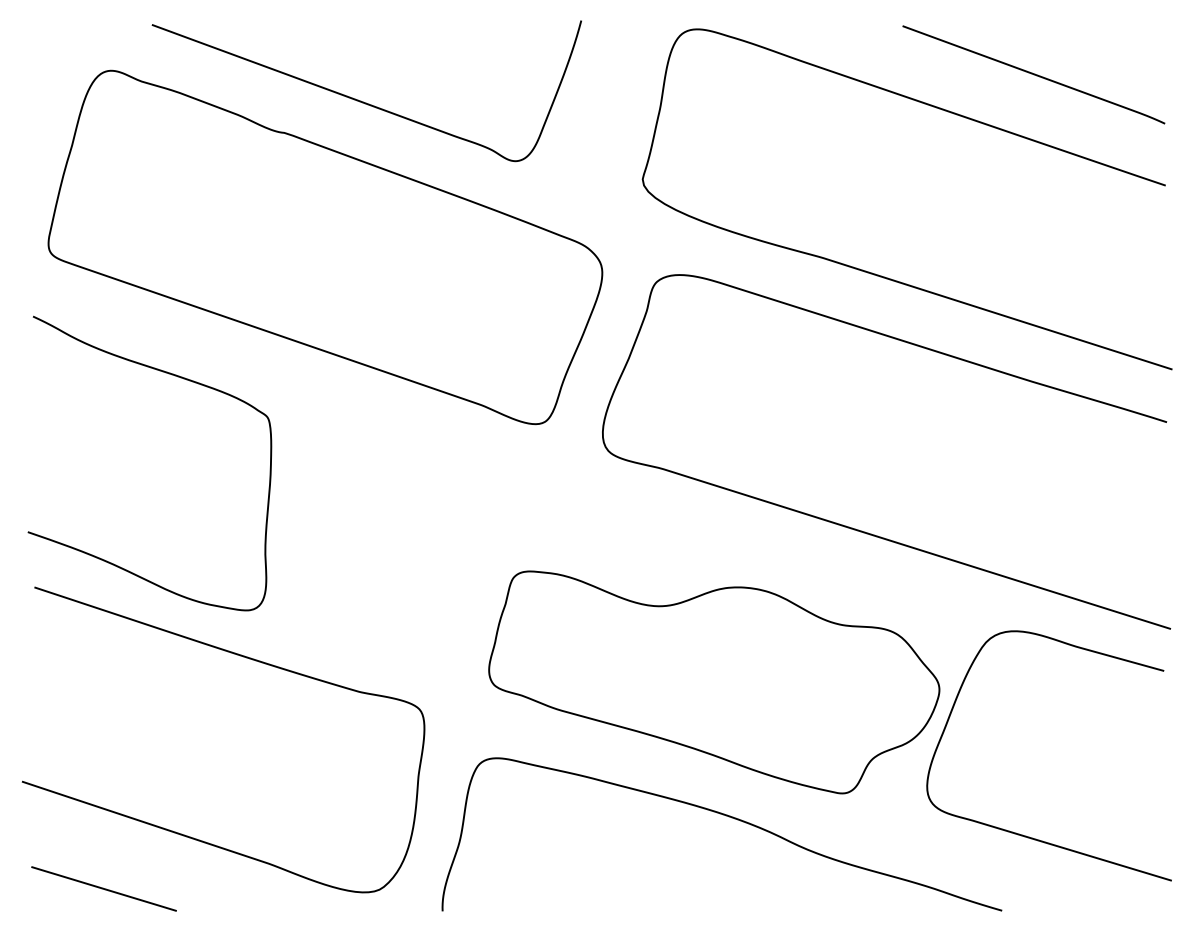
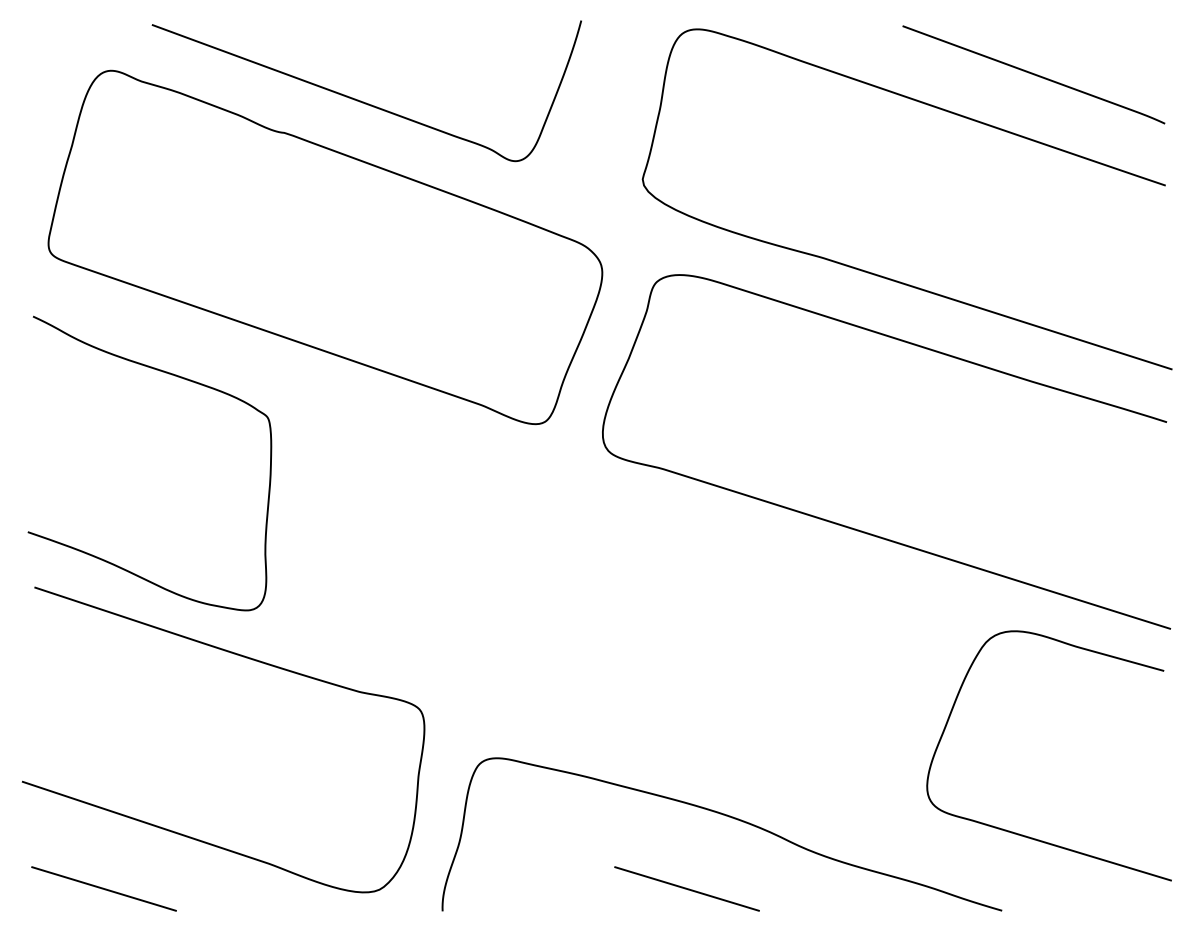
part: present -> none (714, 682)
line: none -> present (686, 888)
